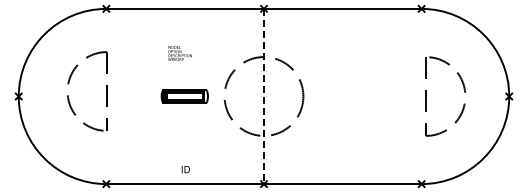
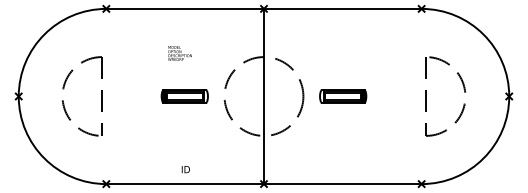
line: dashed -> solid (264, 96)
part: none -> present (343, 96)
part position: (69, 98) -> (64, 103) (64, 103)
